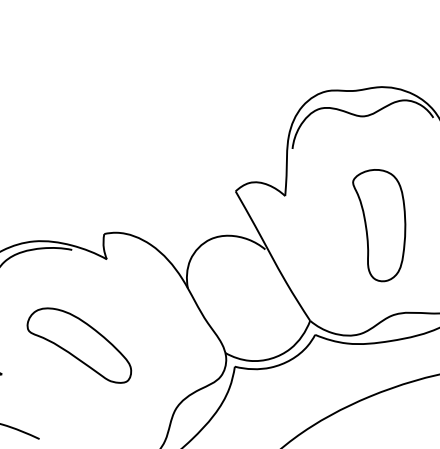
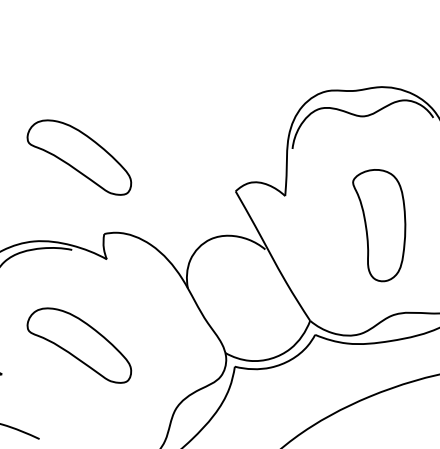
part: none -> present (79, 157)
